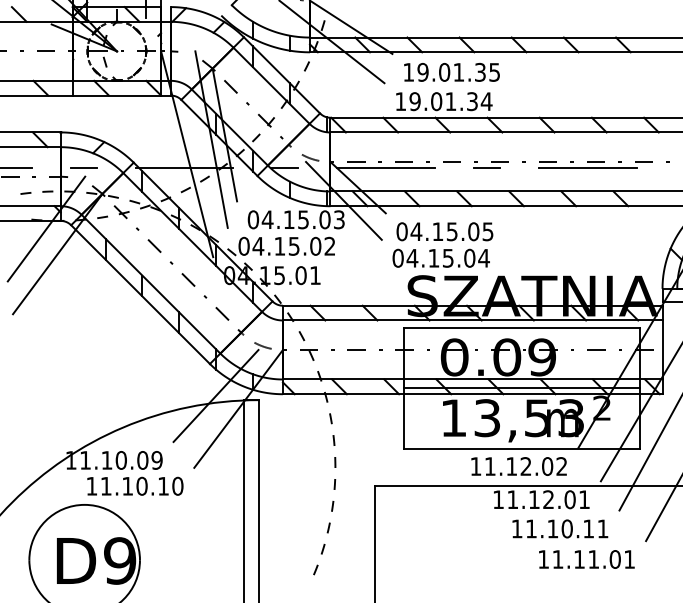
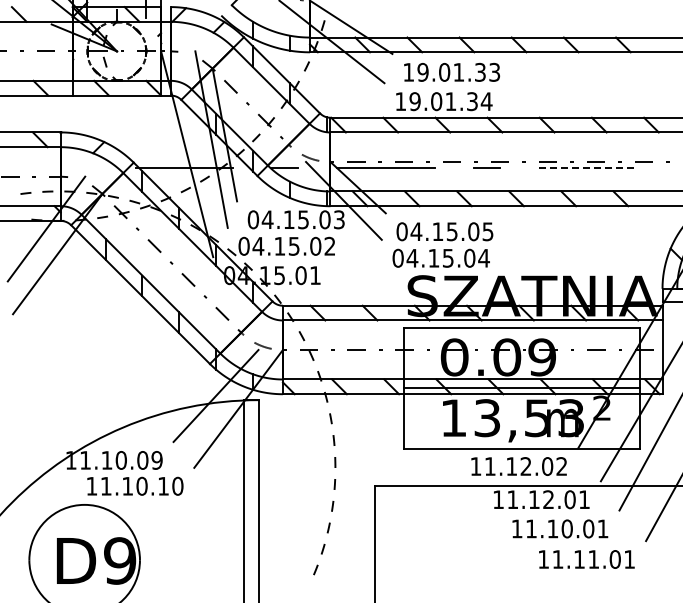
text: 19.01.35 -> 19.01.33 (494, 71)
line: present -> none (16, 168)
line: present -> none (83, 168)
line: solid -> dashed (587, 168)
text: 11.10.11 -> 11.10.01 (588, 528)
